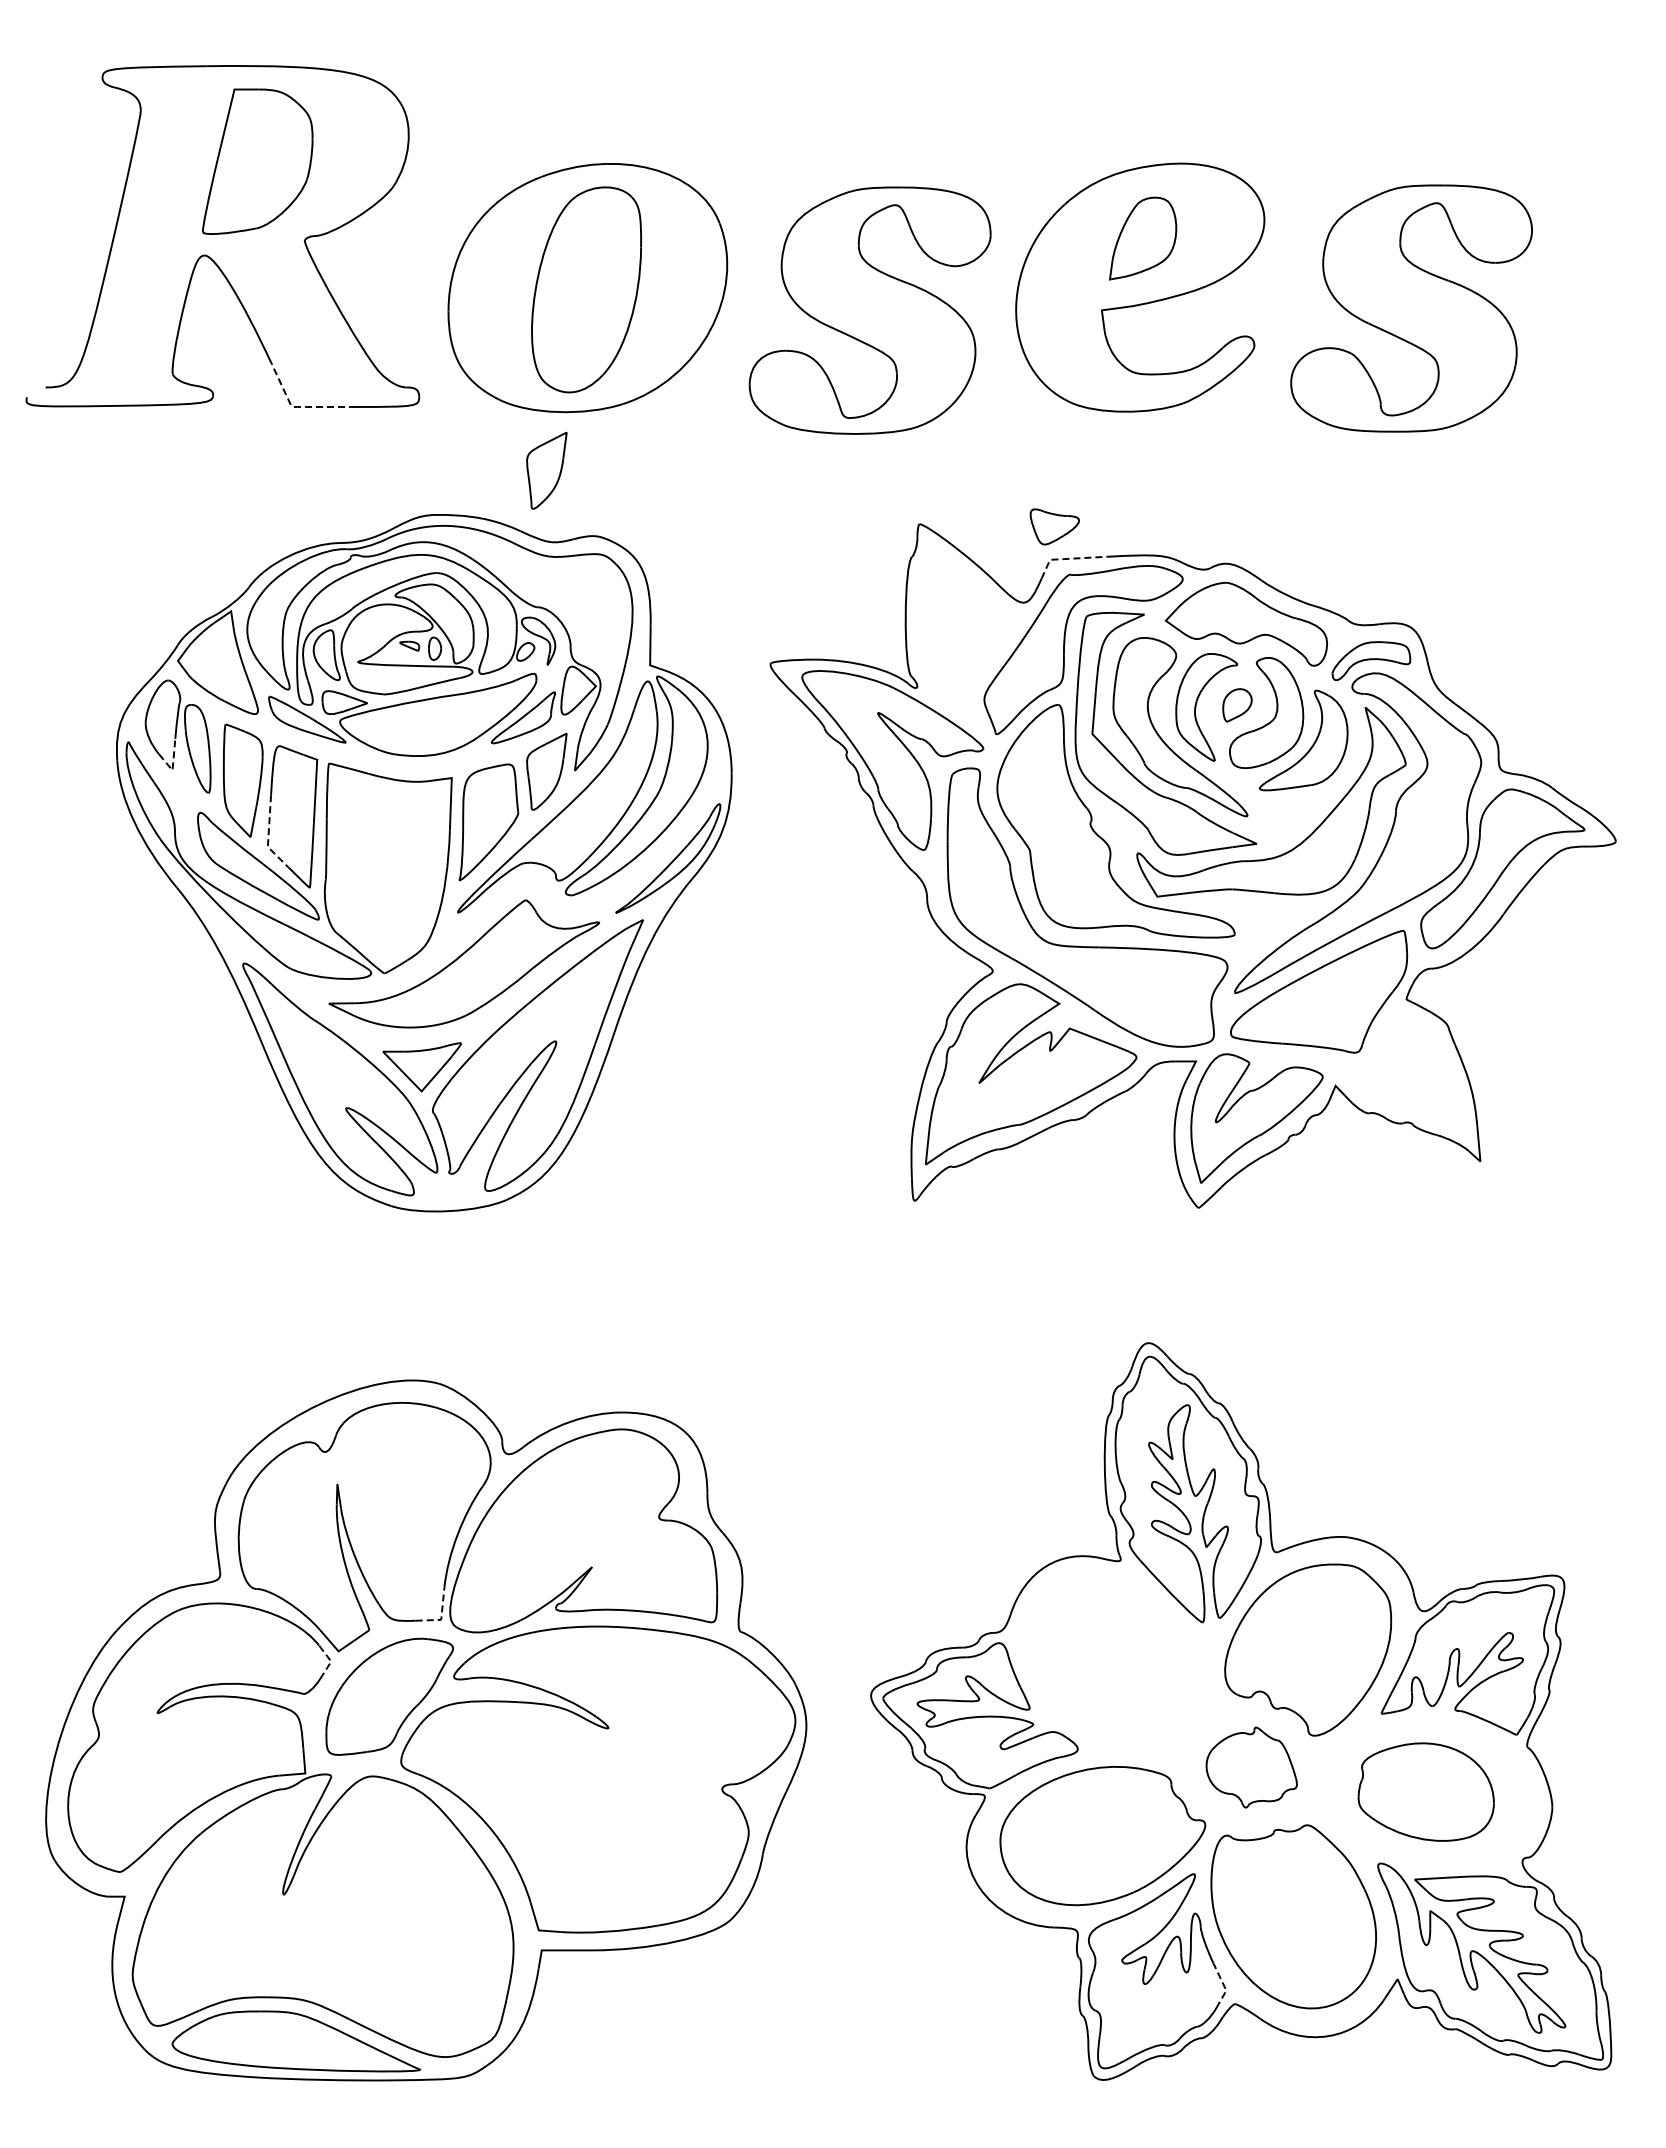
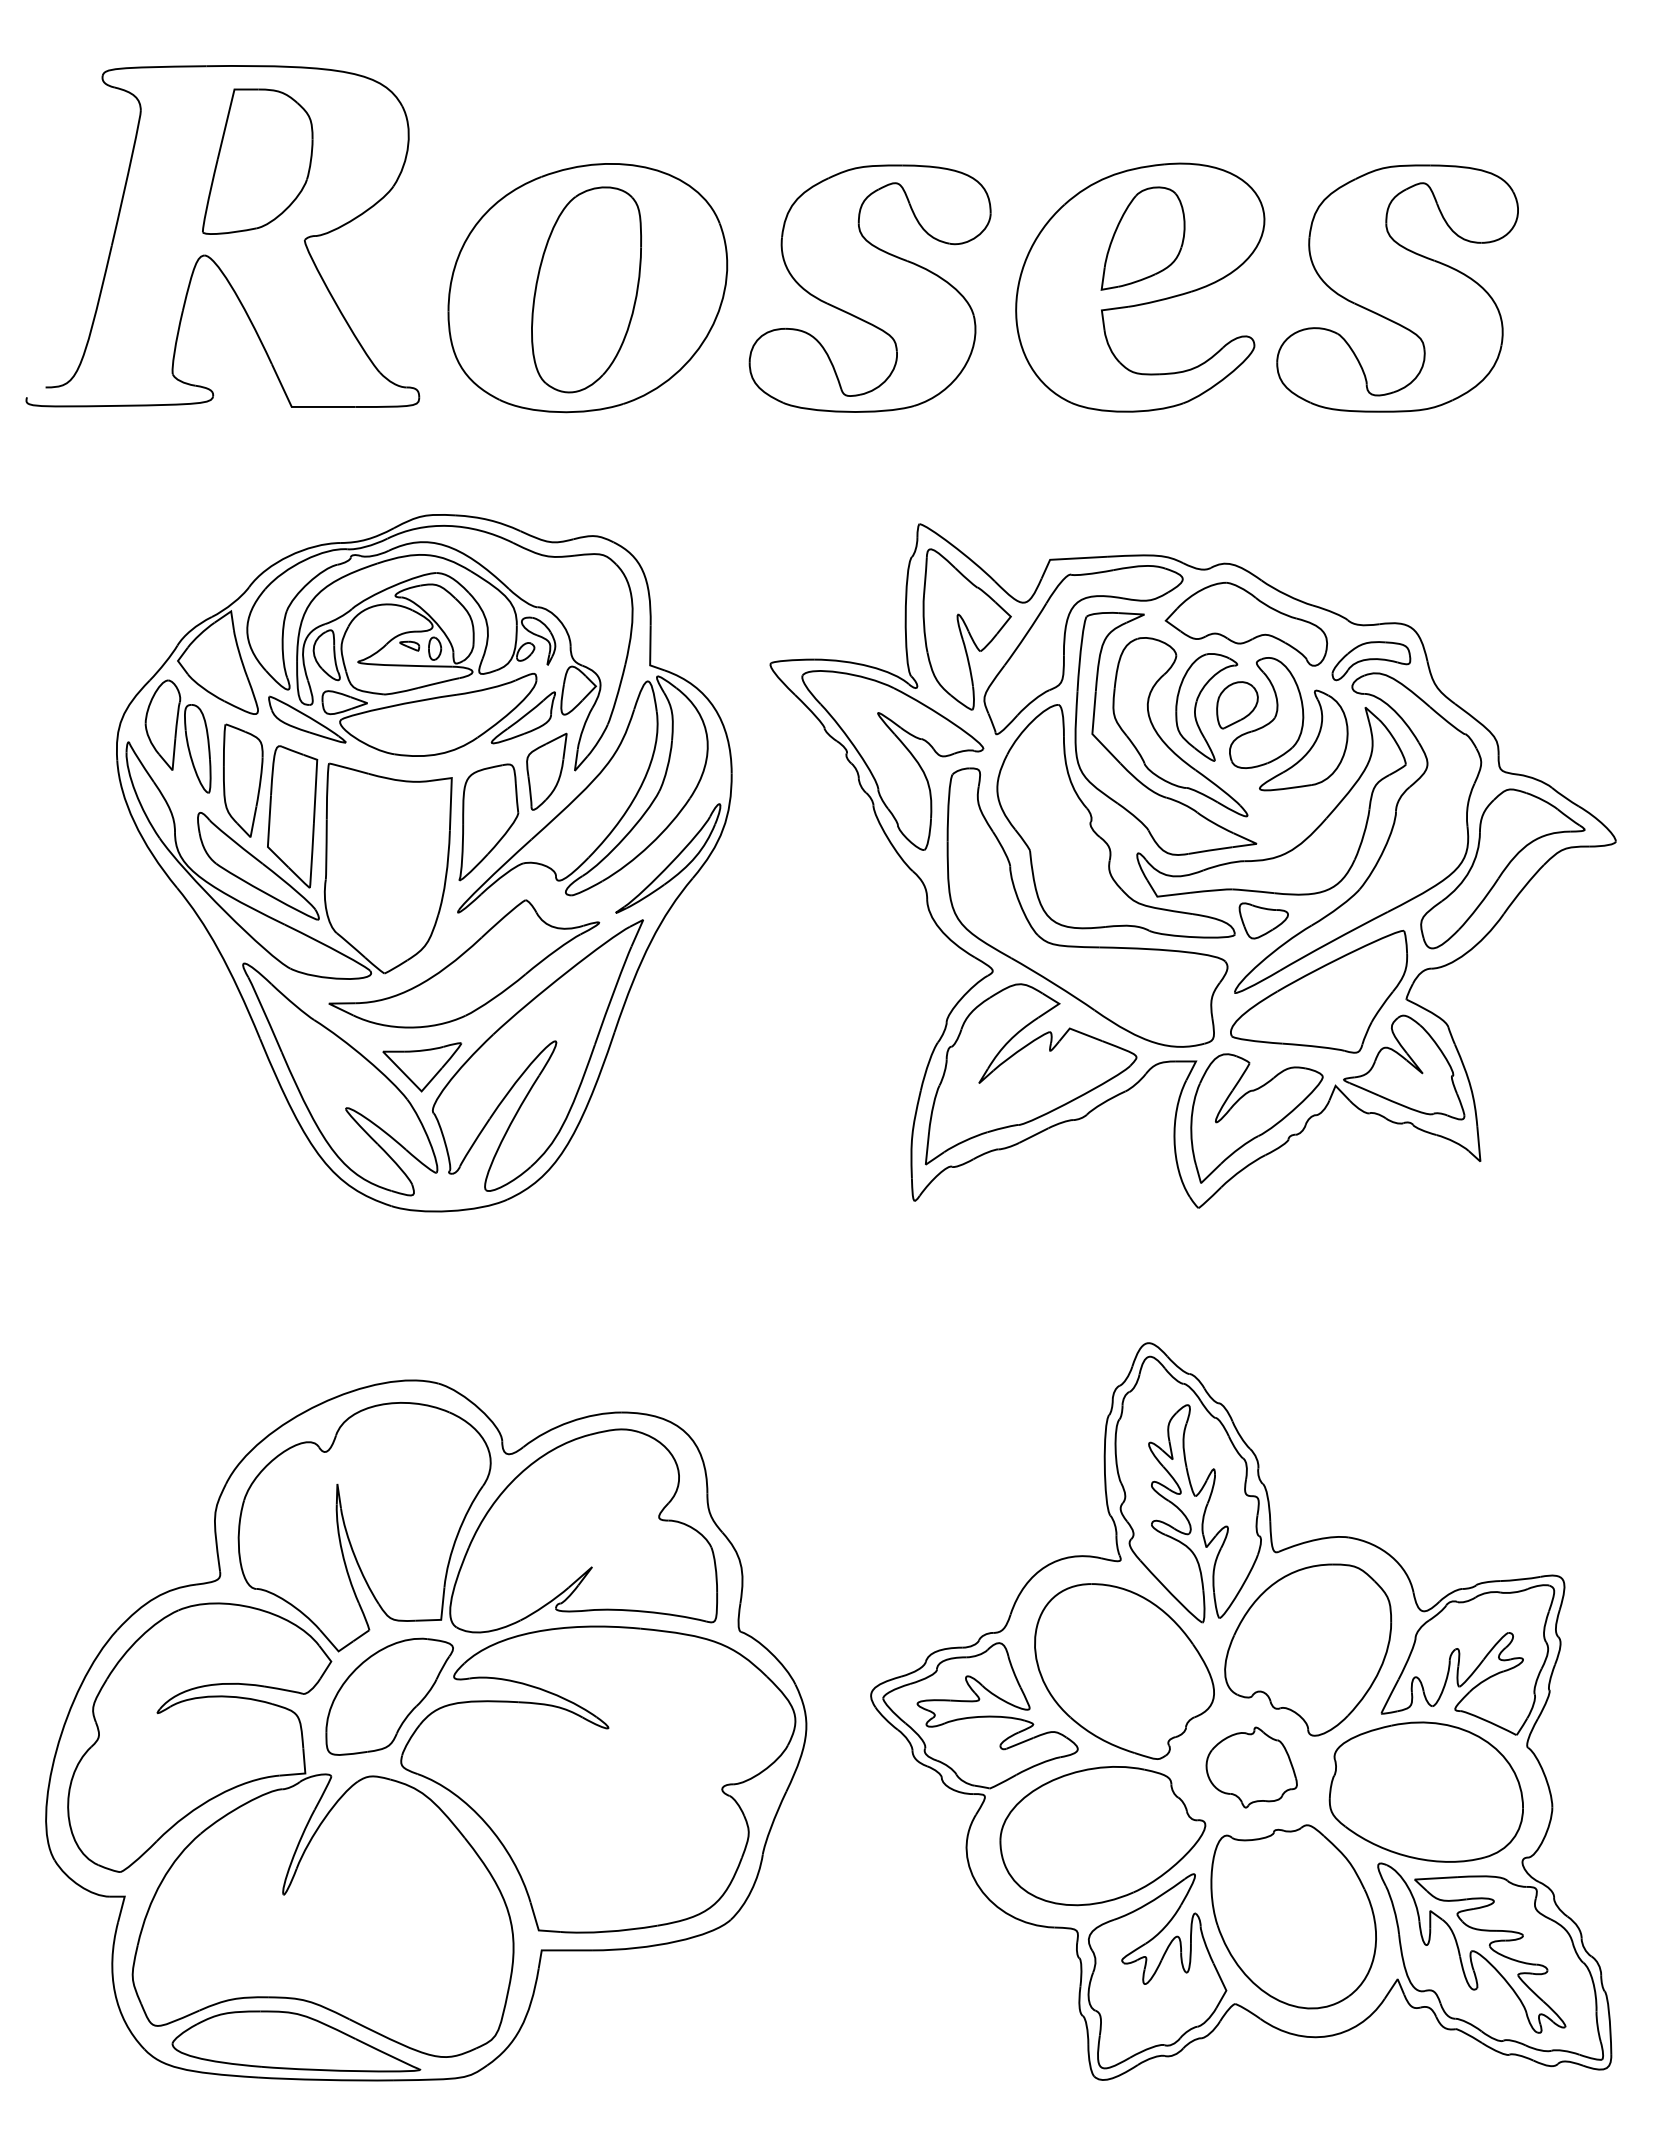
part size: 69x85 px -> 86x105 px (1142, 238)
part position: (1411, 308) -> (1397, 288) (1397, 288)
part position: (869, 310) -> (869, 288) (869, 288)
line: dashed -> solid (298, 406)
part: present -> none (546, 470)
part position: (1054, 526) -> (1263, 920) (1263, 920)
line: dashed -> solid (1067, 558)
part: none -> present (966, 629)
part size: 31x35 px -> 43x49 px (1237, 705)
line: dashed -> solid (173, 765)
line: dashed -> solid (268, 837)
part: none -> present (1404, 1067)
line: dashed -> solid (441, 1616)
line: dashed -> solid (331, 1661)
part: none -> present (1124, 1671)
part size: 138x100 px -> 196x142 px (1425, 1791)
line: dashed -> solid (1224, 1986)
